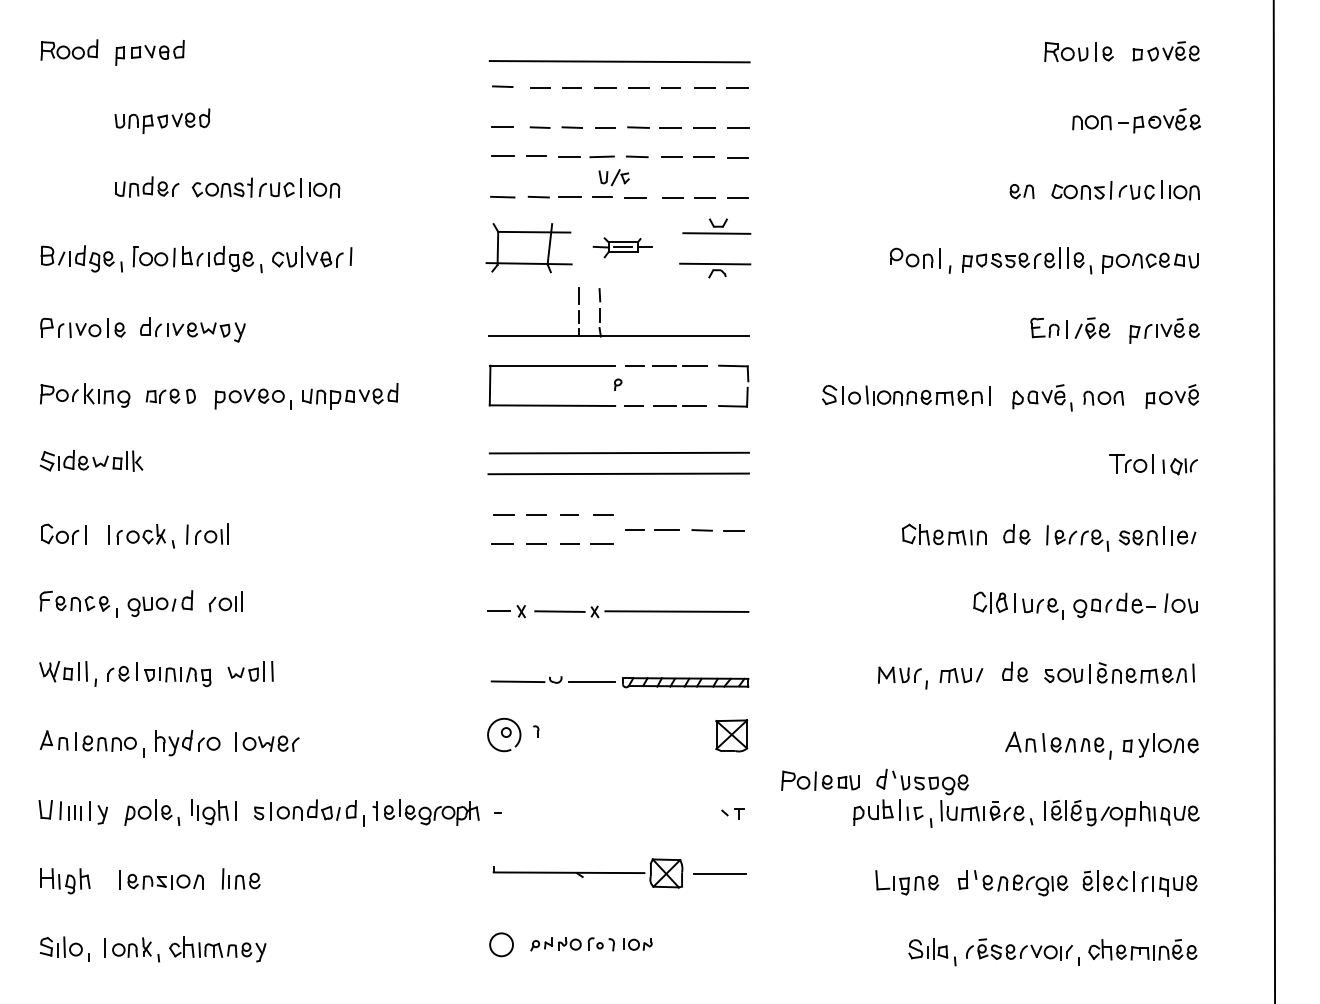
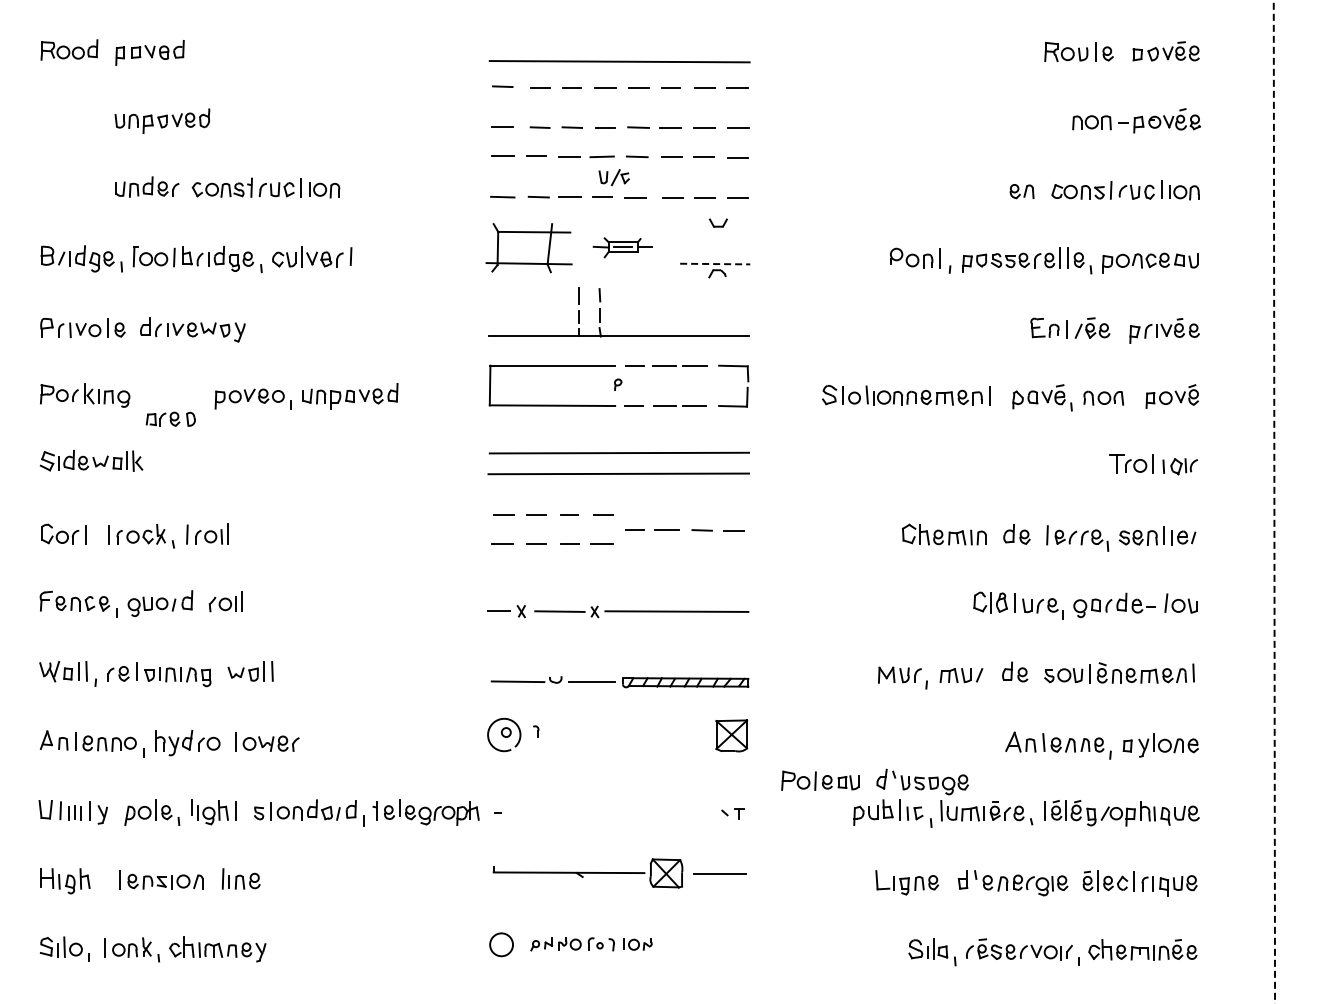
line: present -> none (716, 233)
line: solid -> dashed (715, 264)
part position: (170, 395) -> (170, 418) (170, 418)
line: solid -> dashed (1274, 502)
